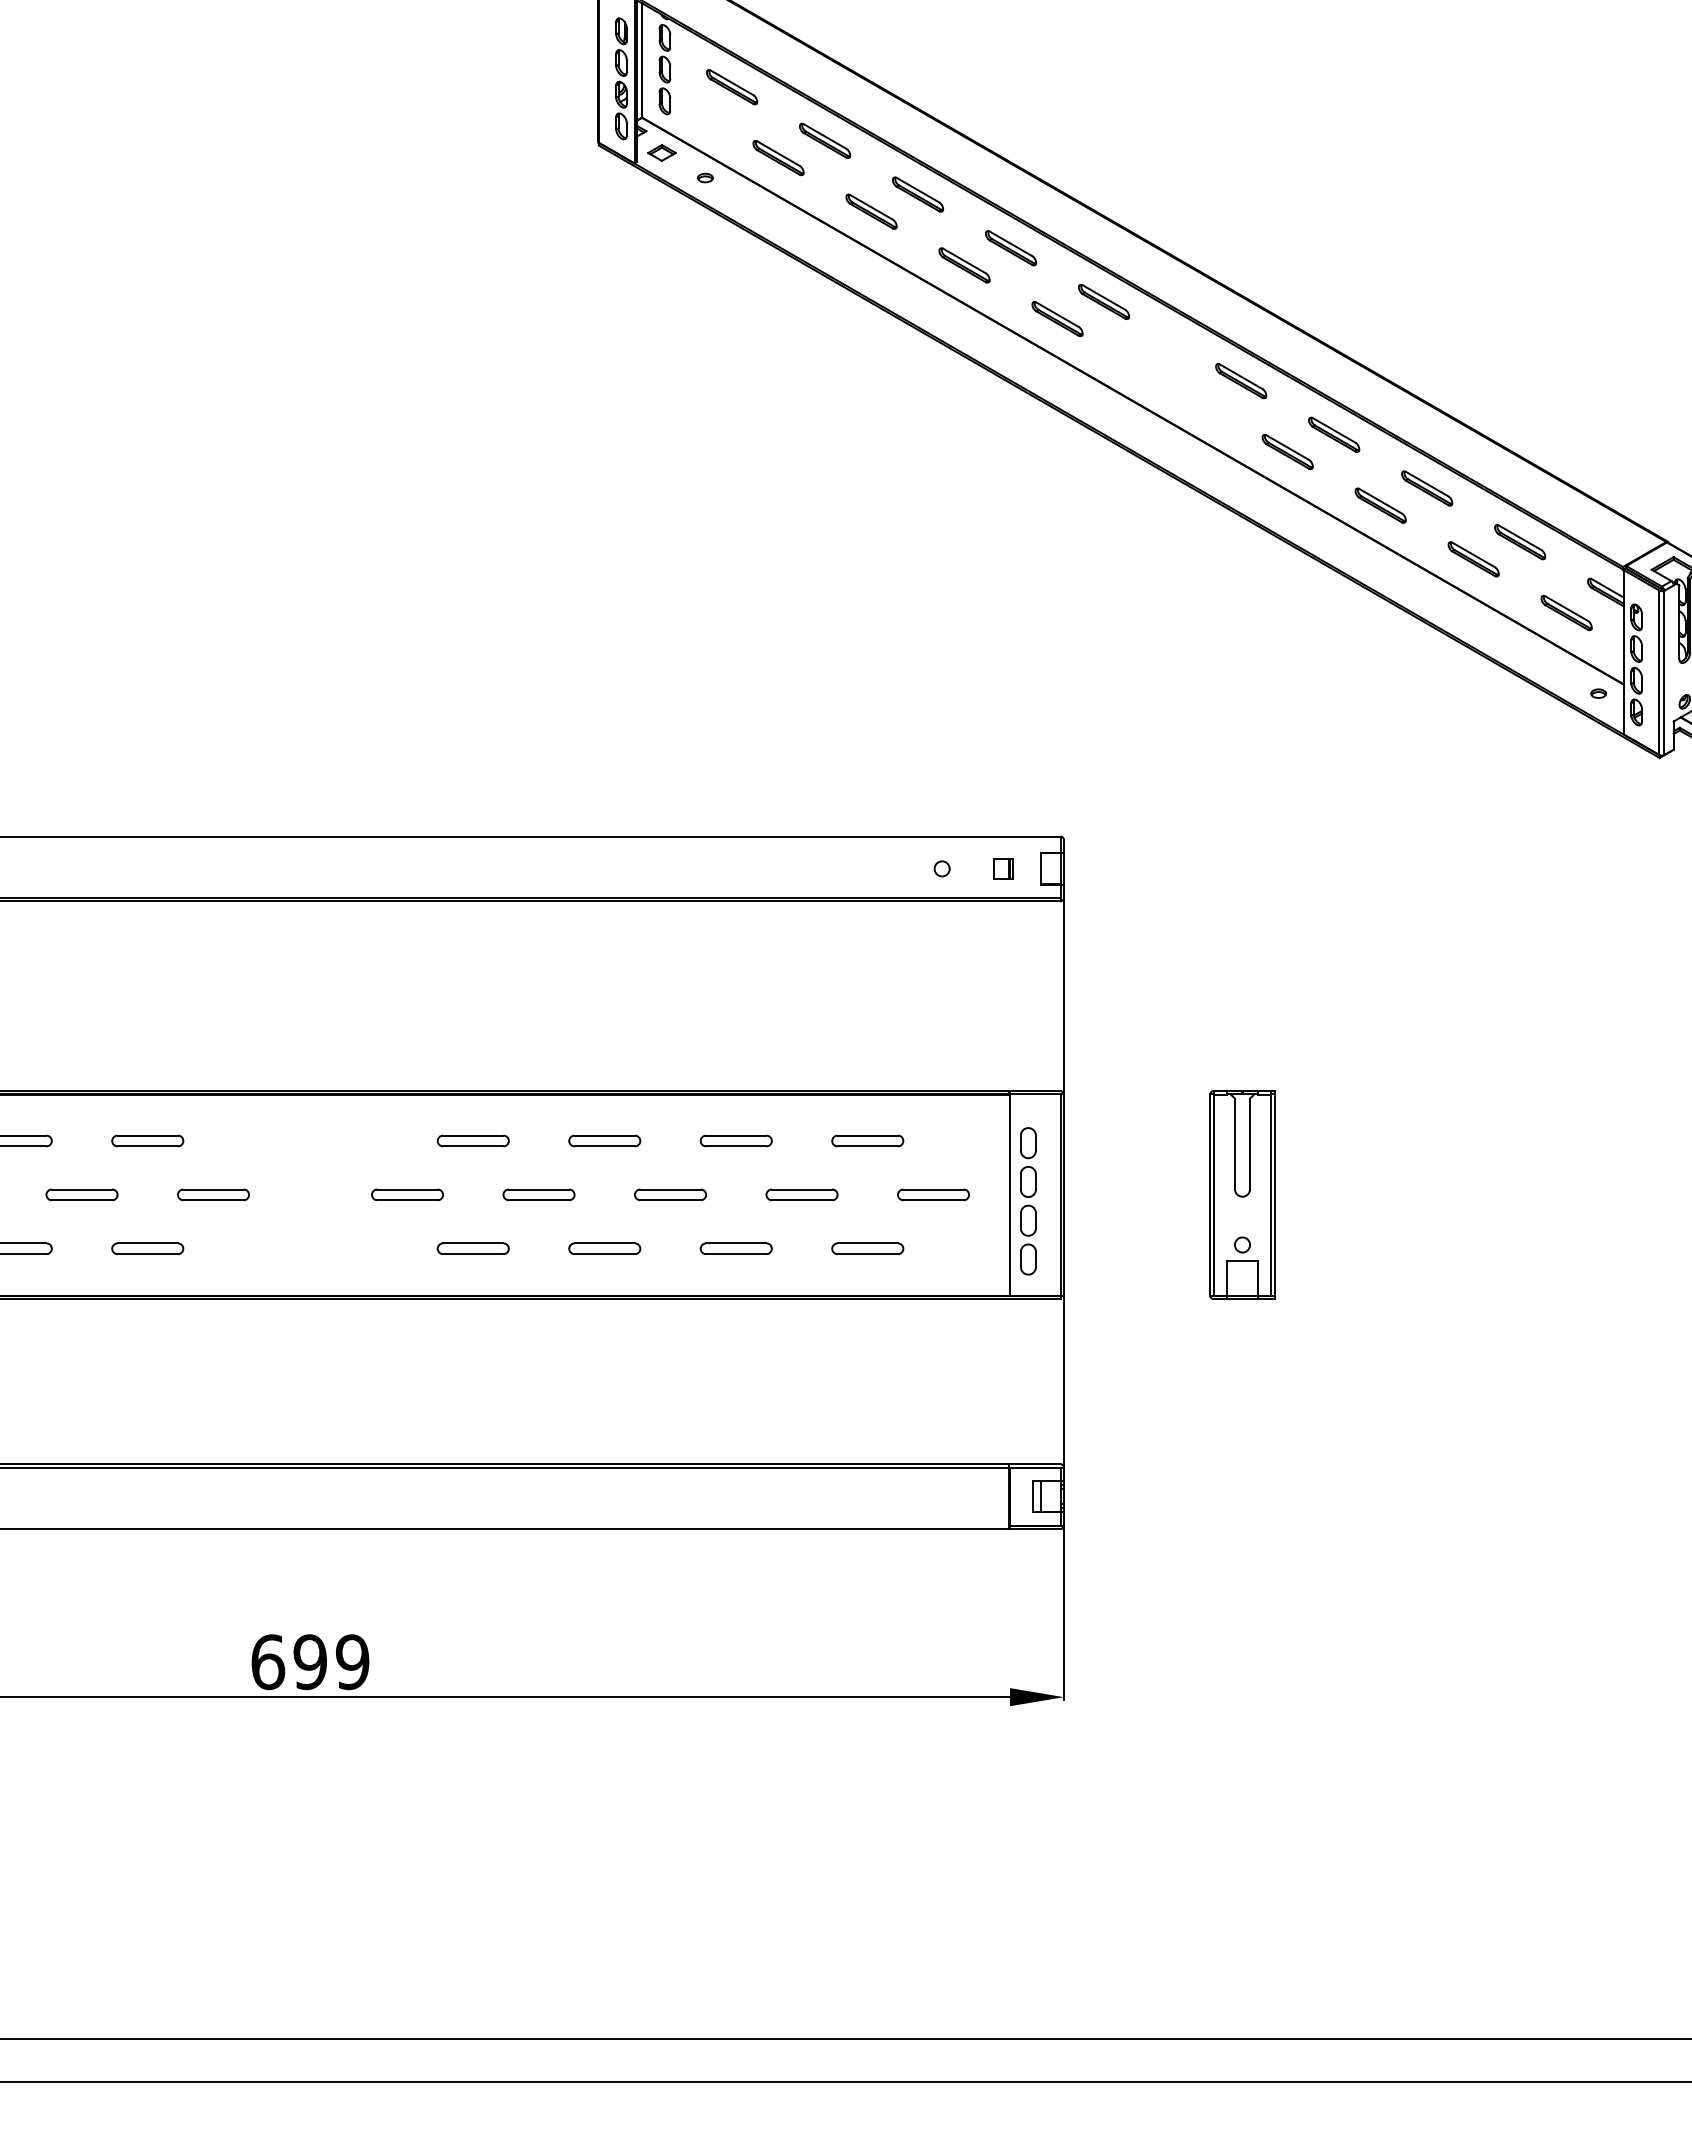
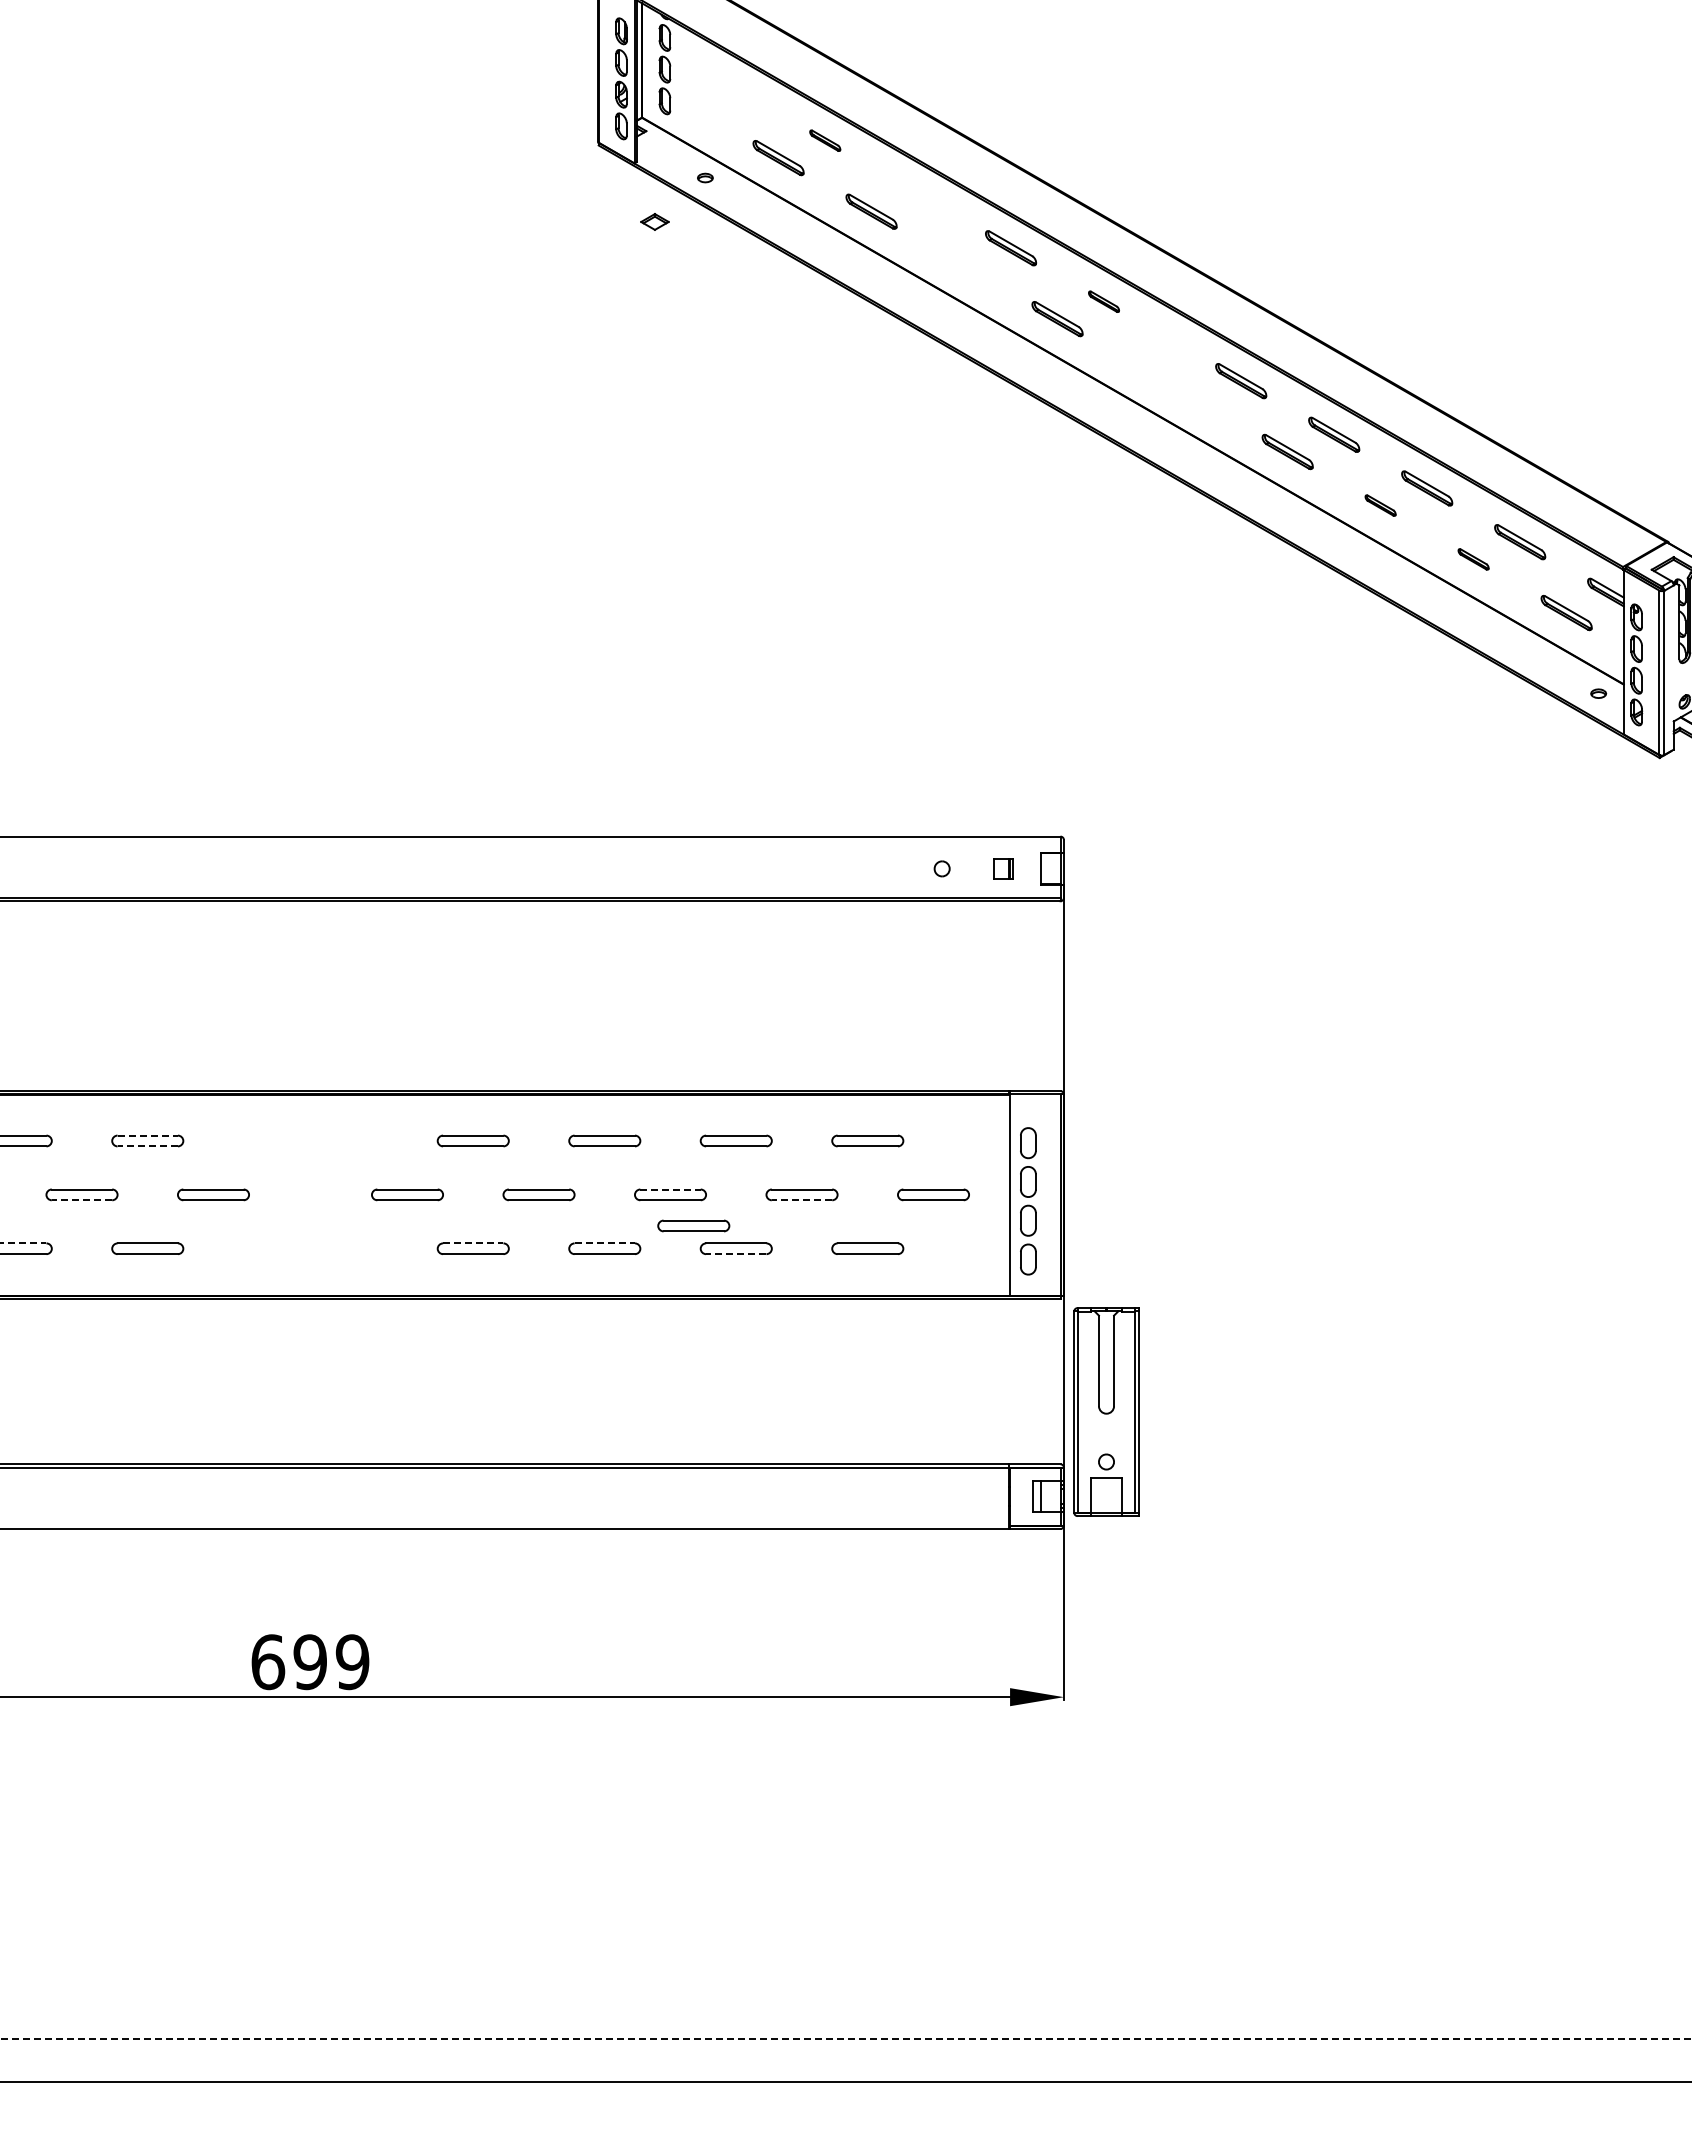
part: present -> none (732, 87)
part size: 53x37 px -> 33x23 px (825, 140)
part position: (661, 152) -> (654, 221) (654, 221)
part: present -> none (918, 194)
part: present -> none (964, 265)
part size: 52x37 px -> 32x23 px (1103, 301)
part size: 53x37 px -> 33x23 px (1380, 505)
part size: 53x37 px -> 33x23 px (1473, 559)
line: solid -> dashed (148, 1135)
line: solid -> dashed (147, 1146)
line: solid -> dashed (671, 1189)
part position: (1242, 1194) -> (1106, 1411) (1106, 1411)
line: solid -> dashed (81, 1200)
line: solid -> dashed (801, 1200)
part: none -> present (693, 1225)
line: solid -> dashed (23, 1243)
line: solid -> dashed (473, 1243)
line: solid -> dashed (605, 1243)
line: solid -> dashed (735, 1254)
line: solid -> dashed (846, 2038)
